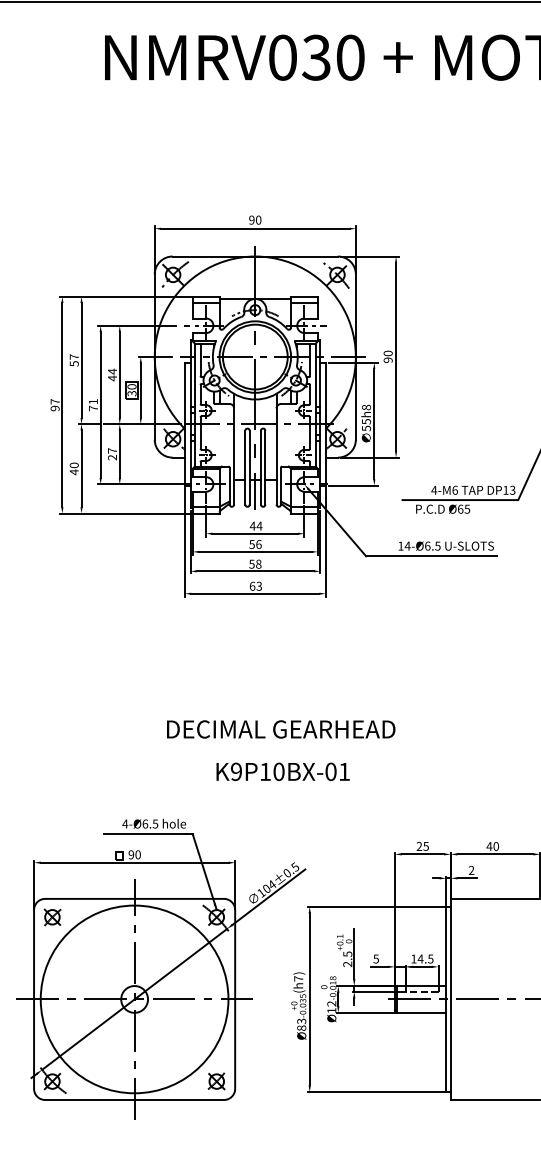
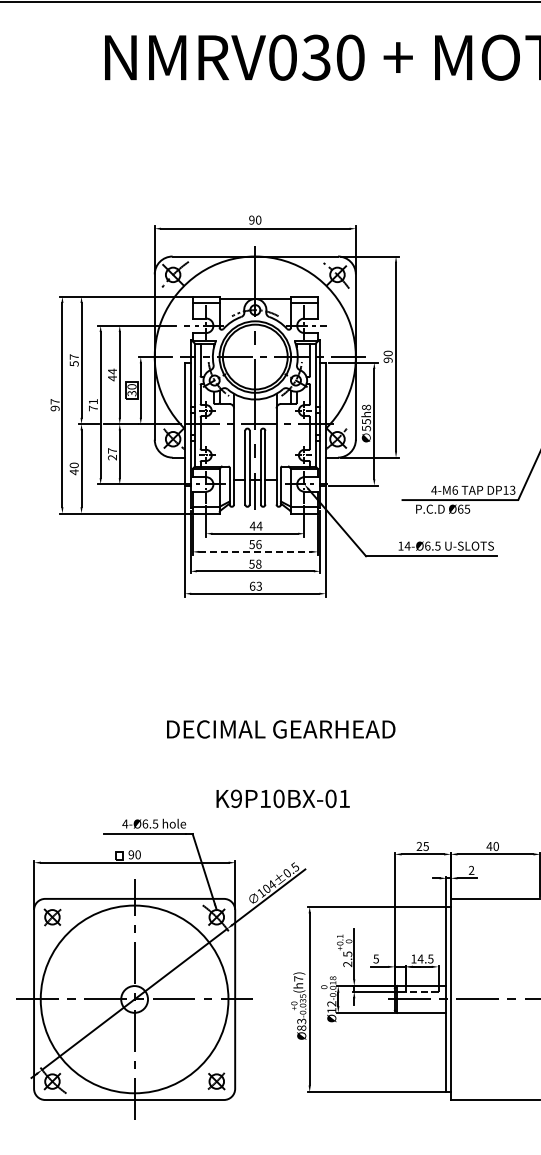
line: solid -> dashed (255, 551)
text position: (282, 771) -> (282, 798) (282, 798)
